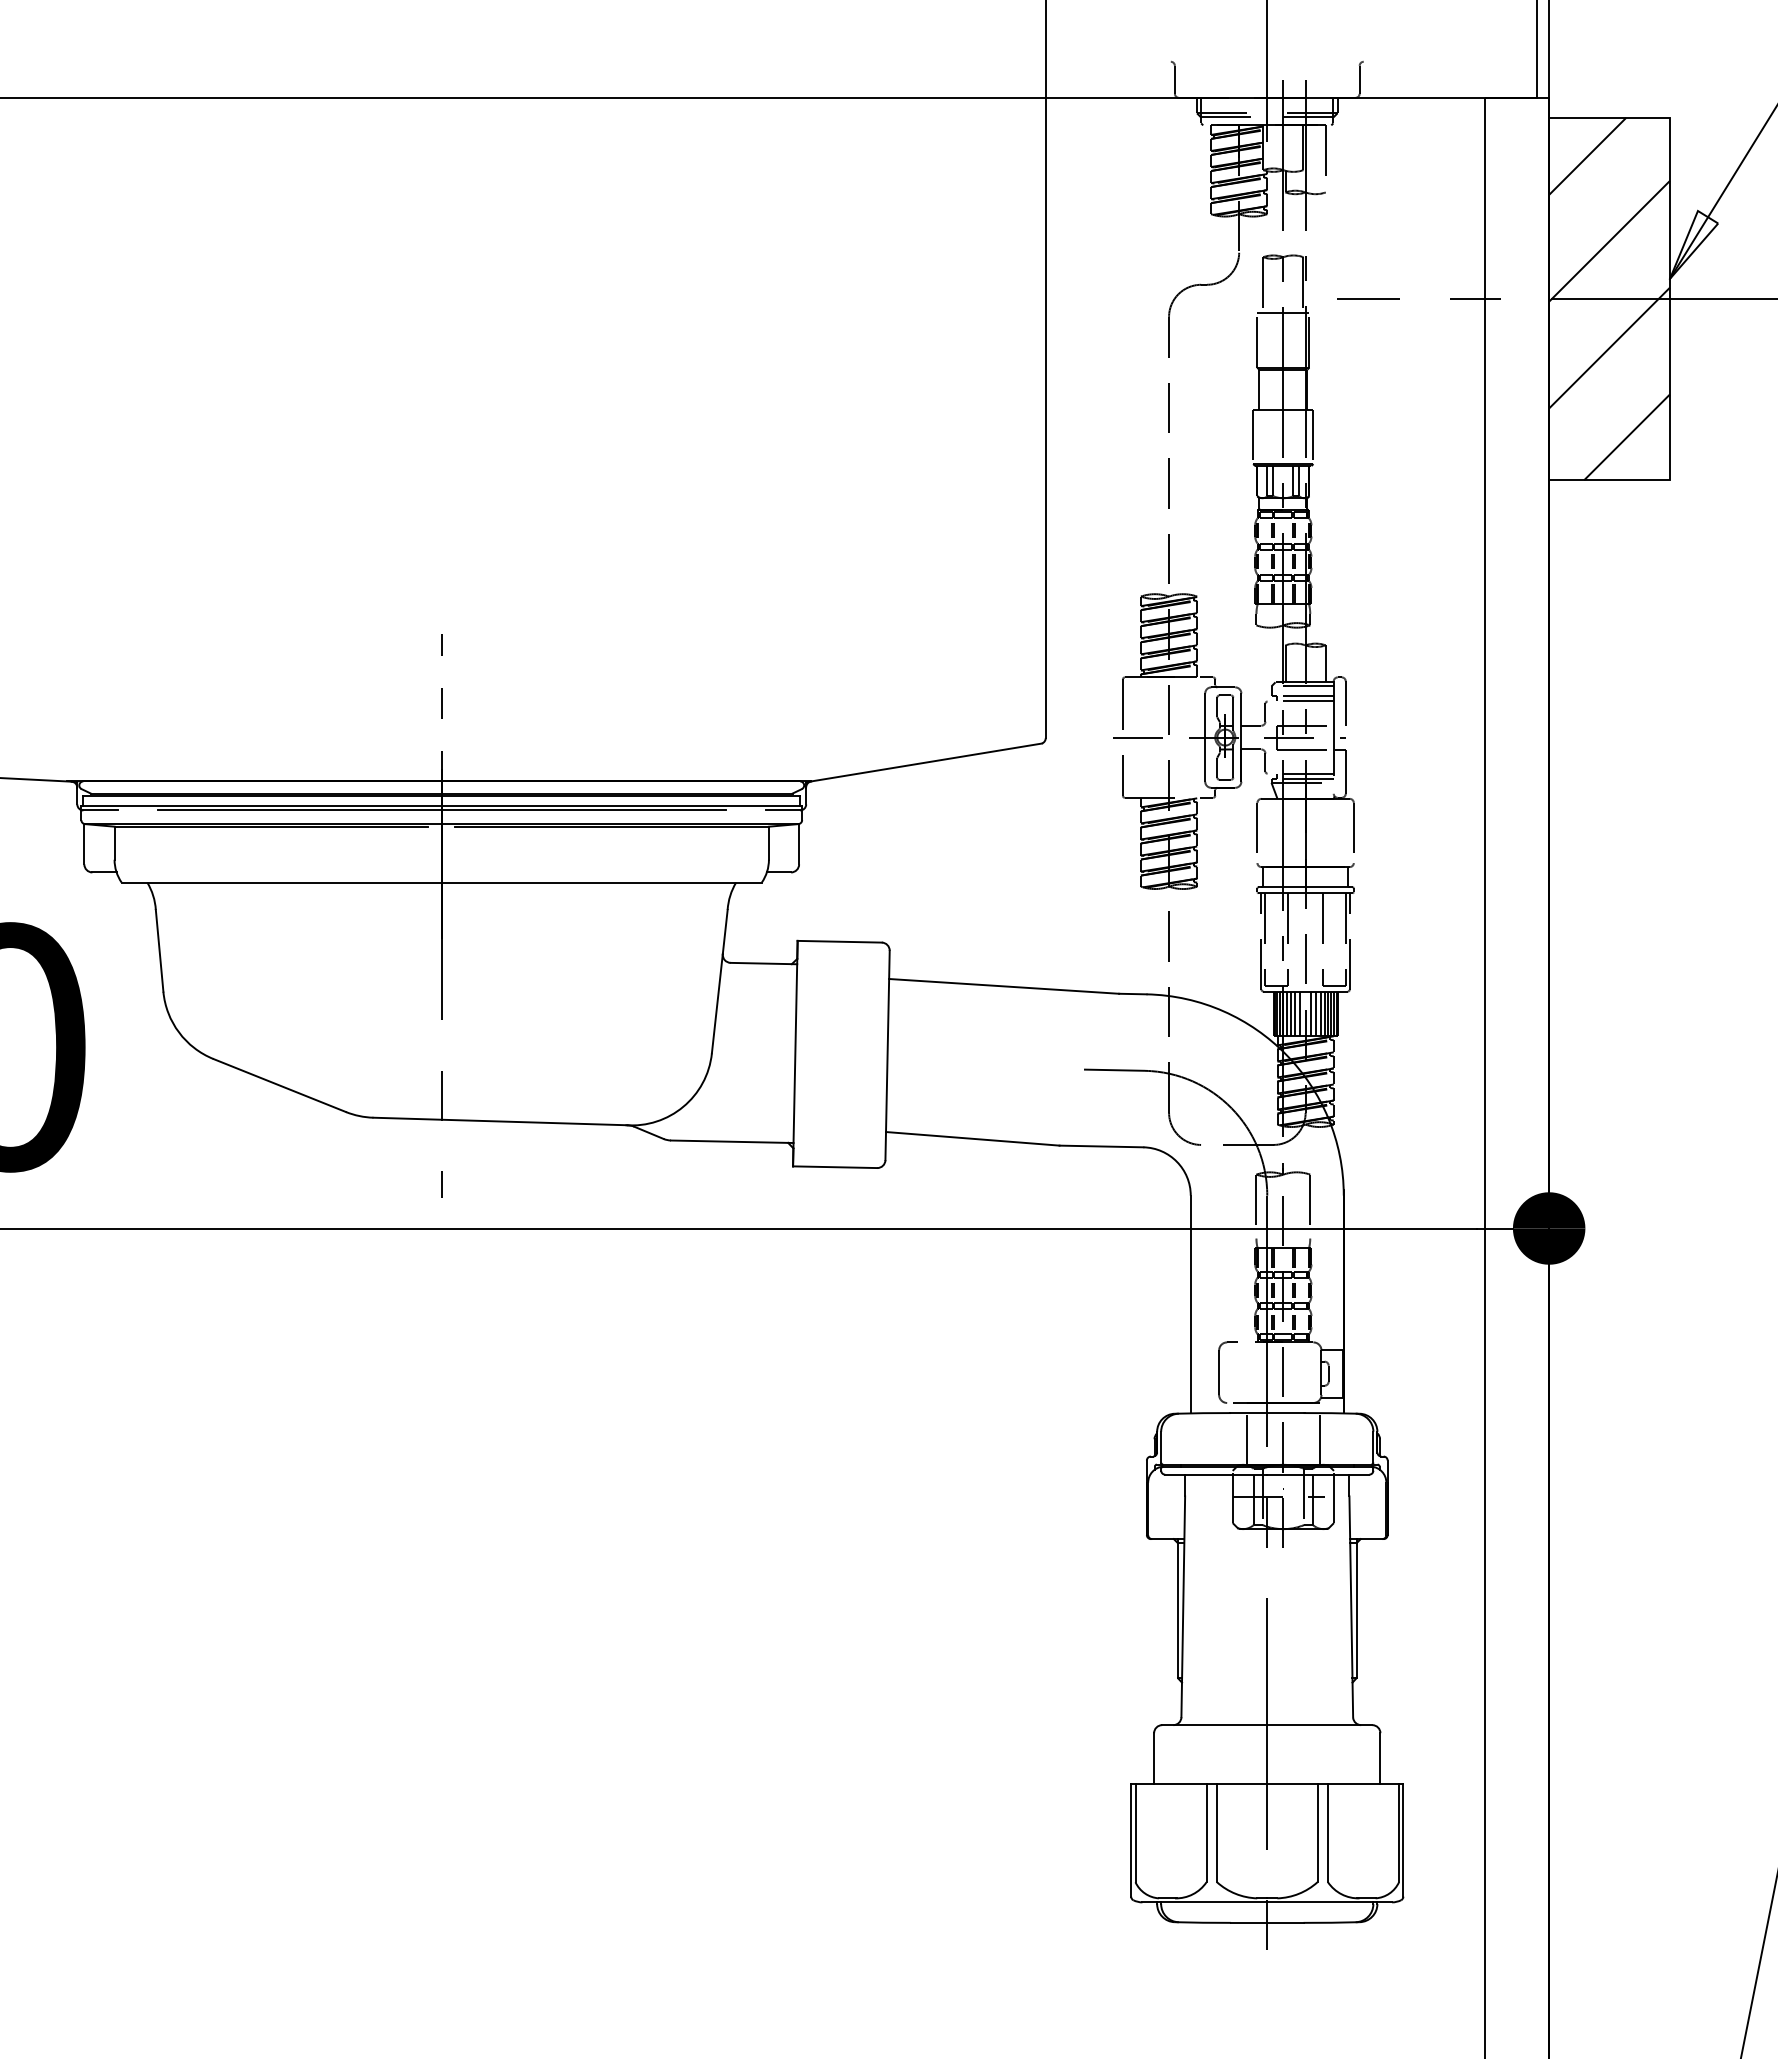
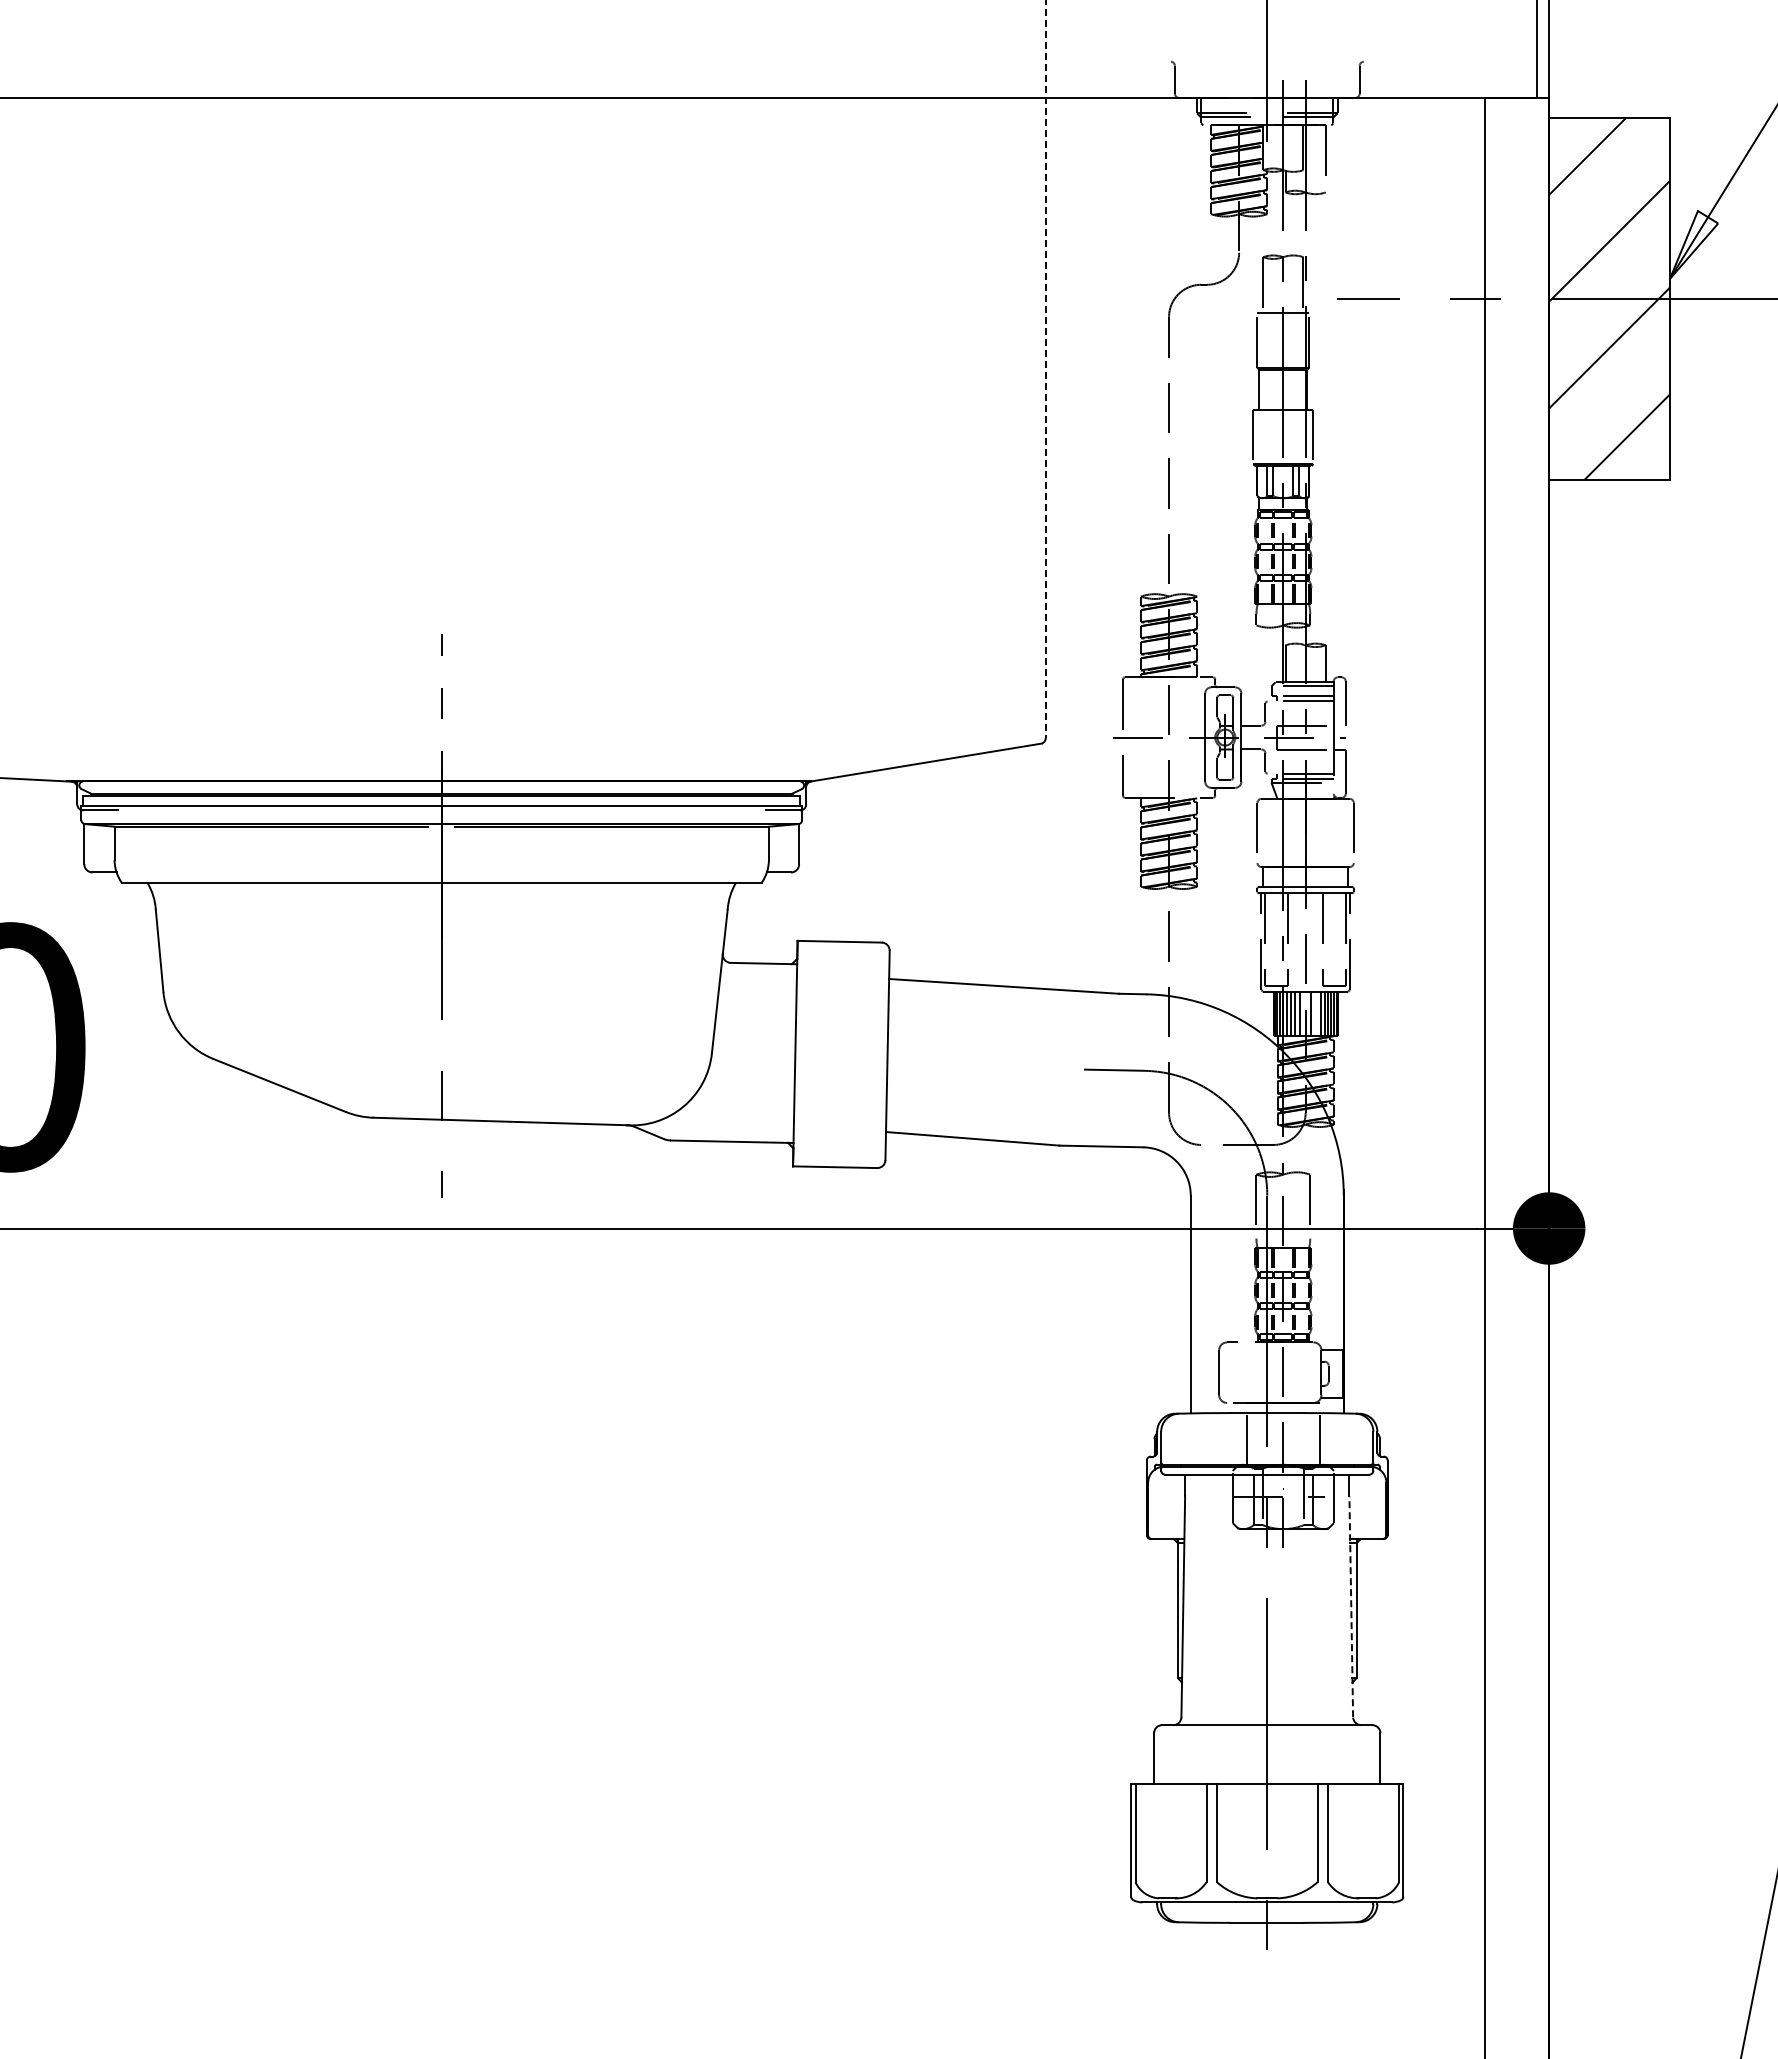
line: solid -> dashed (1045, 369)
line: present -> none (441, 810)
line: present -> none (1316, 1013)
line: solid -> dashed (1351, 1606)
